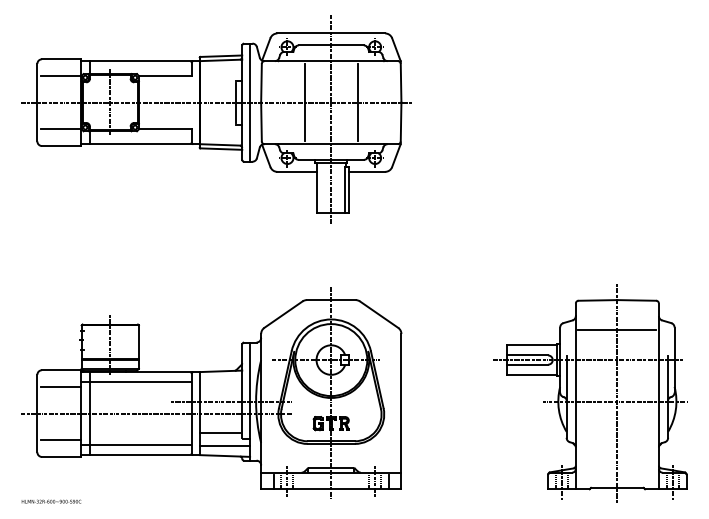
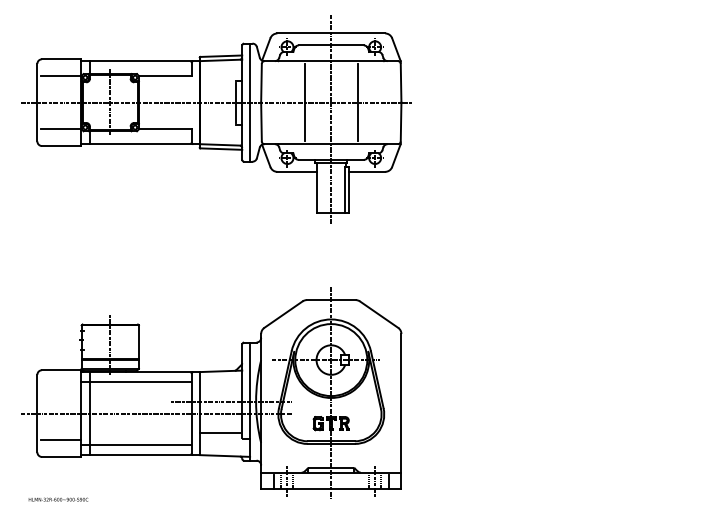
line: present -> none (60, 386)
part: present -> none (590, 393)
line: present -> none (224, 446)
text position: (51, 501) -> (58, 499) (58, 499)
